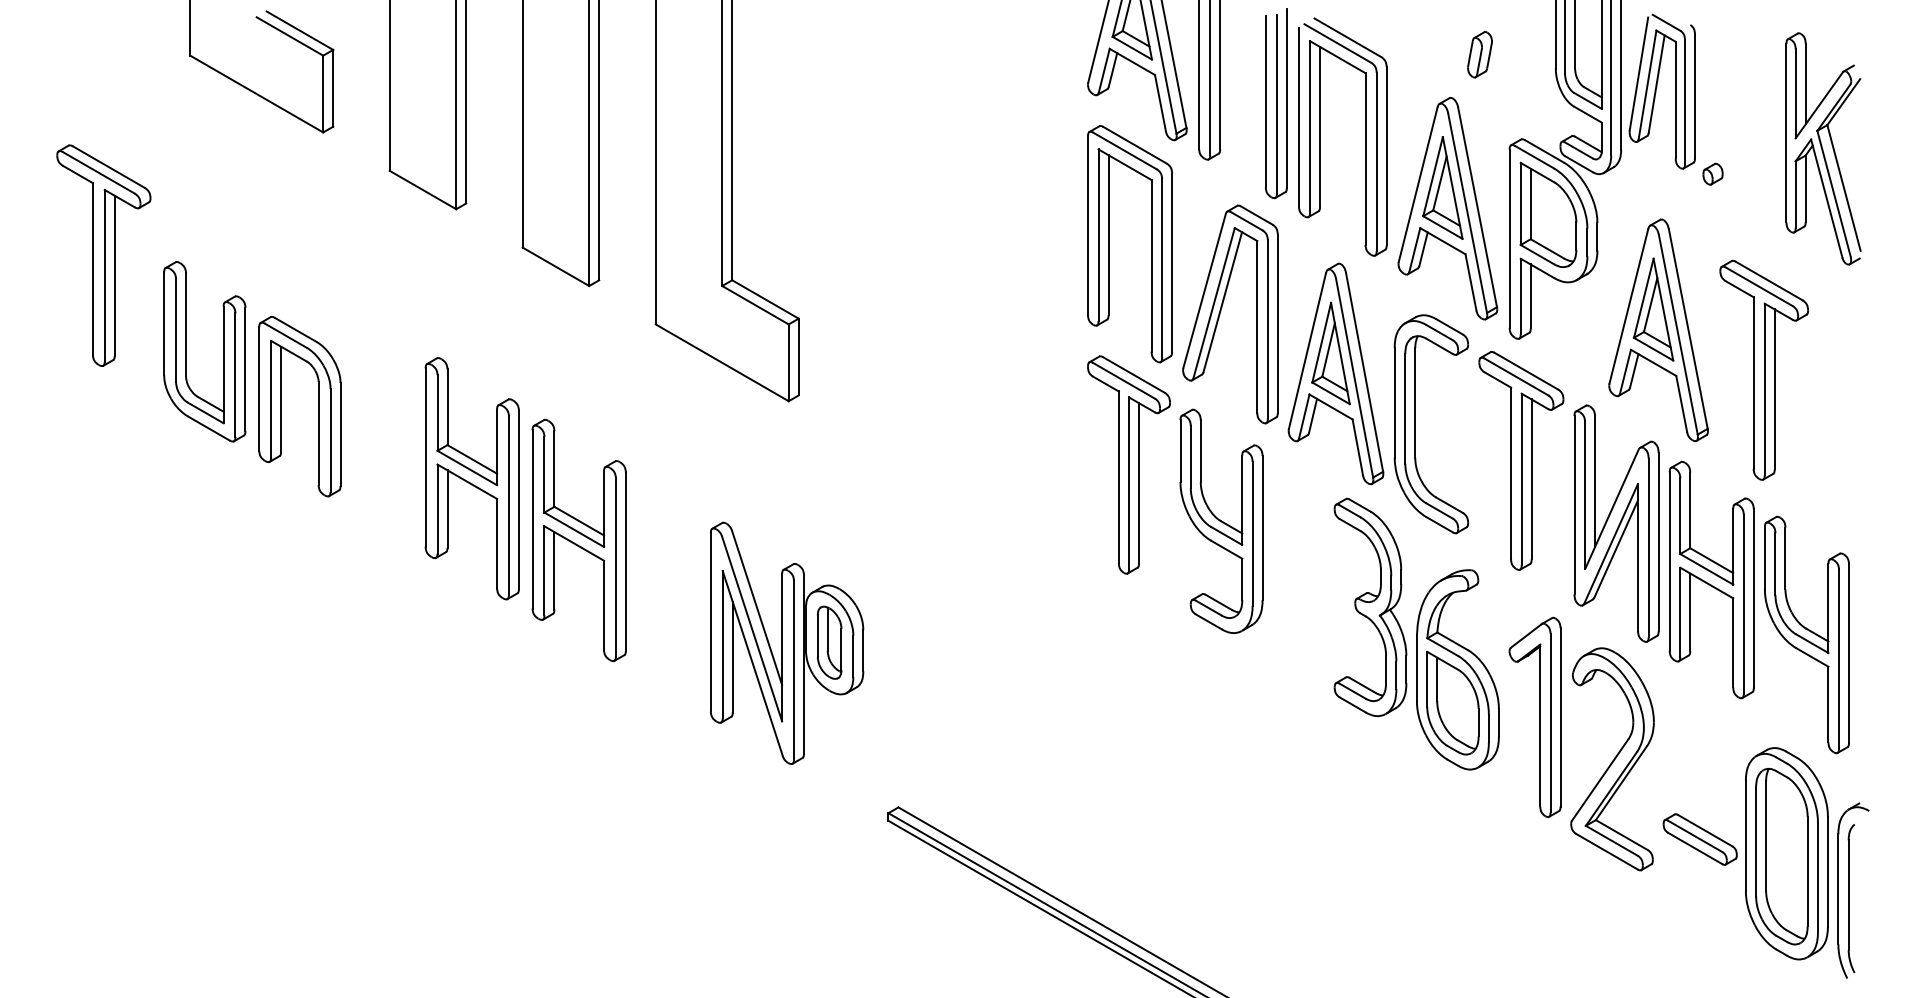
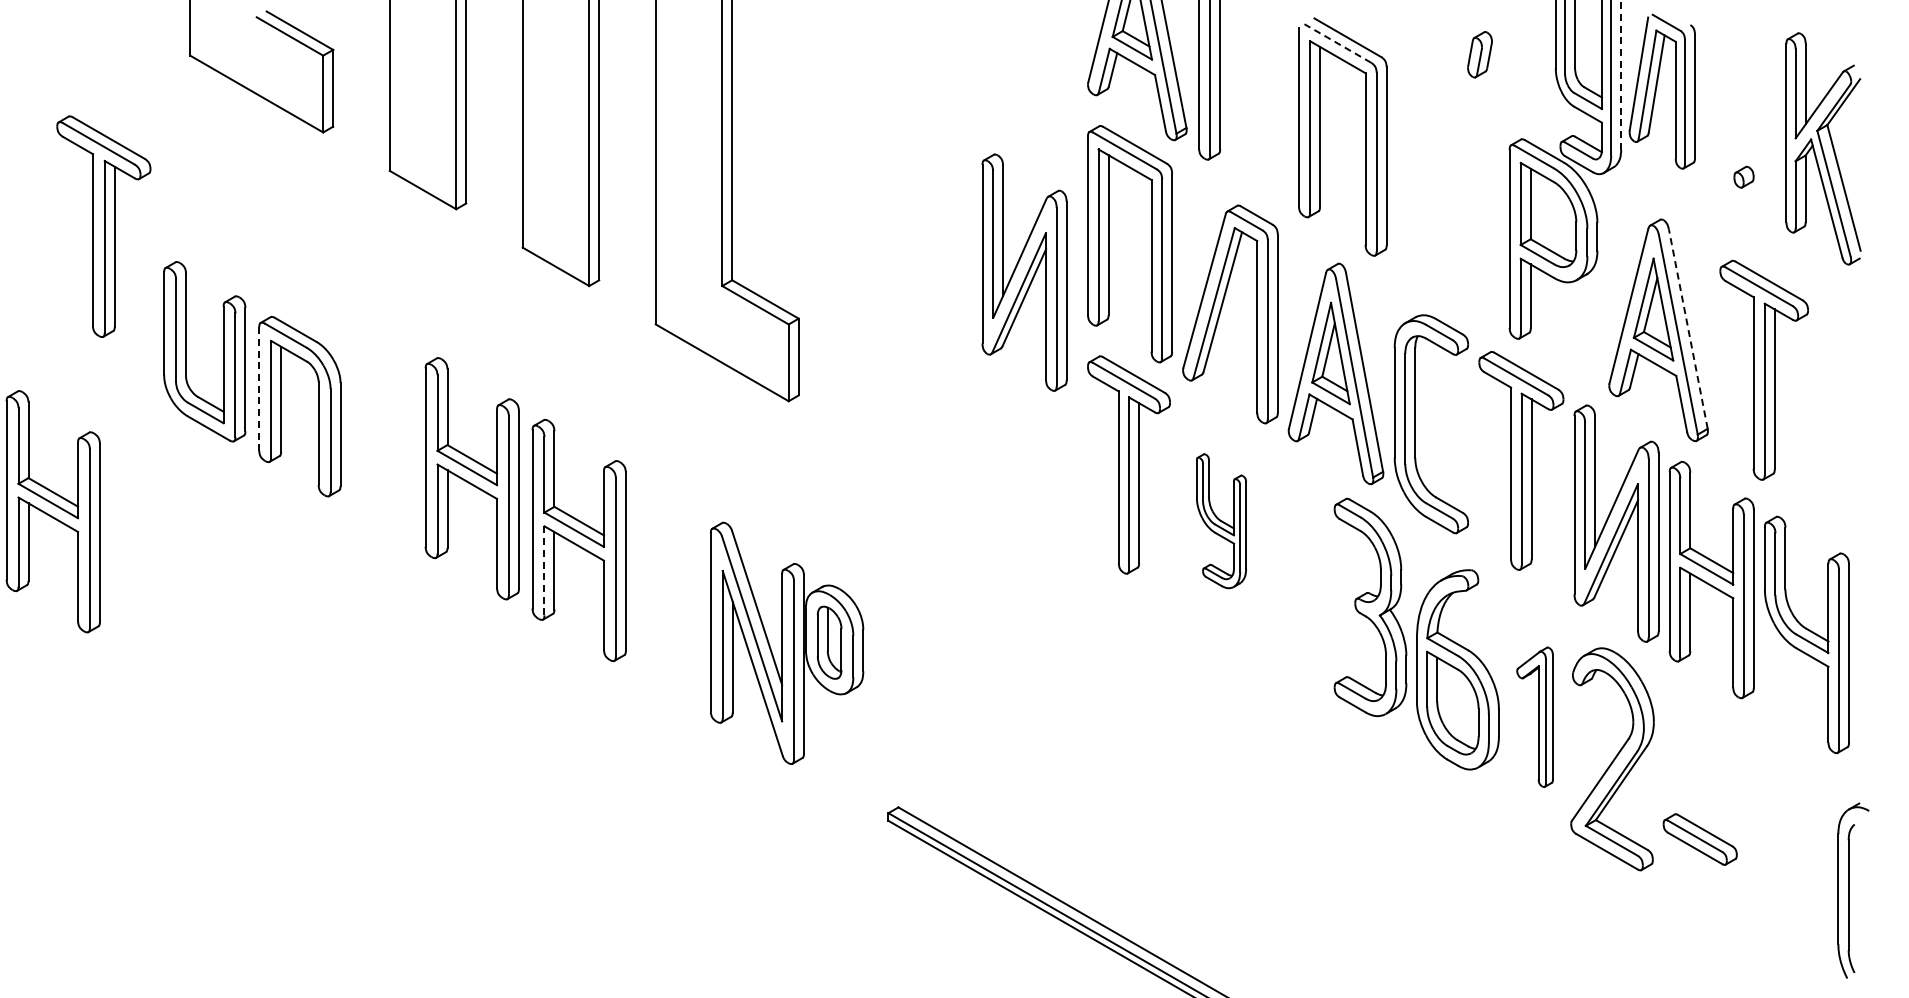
line: solid -> dashed (1337, 43)
line: solid -> dashed (1621, 74)
part: present -> none (1276, 103)
part position: (1712, 173) -> (1743, 176) (1743, 176)
part: present -> none (1447, 208)
part position: (103, 255) -> (103, 226) (103, 226)
part: none -> present (1024, 272)
line: solid -> dashed (1688, 329)
line: solid -> dashed (259, 388)
part: none -> present (52, 511)
part size: 85x226 px -> 51x137 px (1221, 521)
line: solid -> dashed (544, 570)
part size: 54x202 px -> 38x142 px (1534, 716)
part: present -> none (1786, 853)
